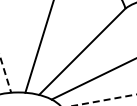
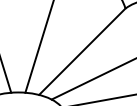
line: dashed -> solid (5, 74)
line: dashed -> solid (104, 100)
